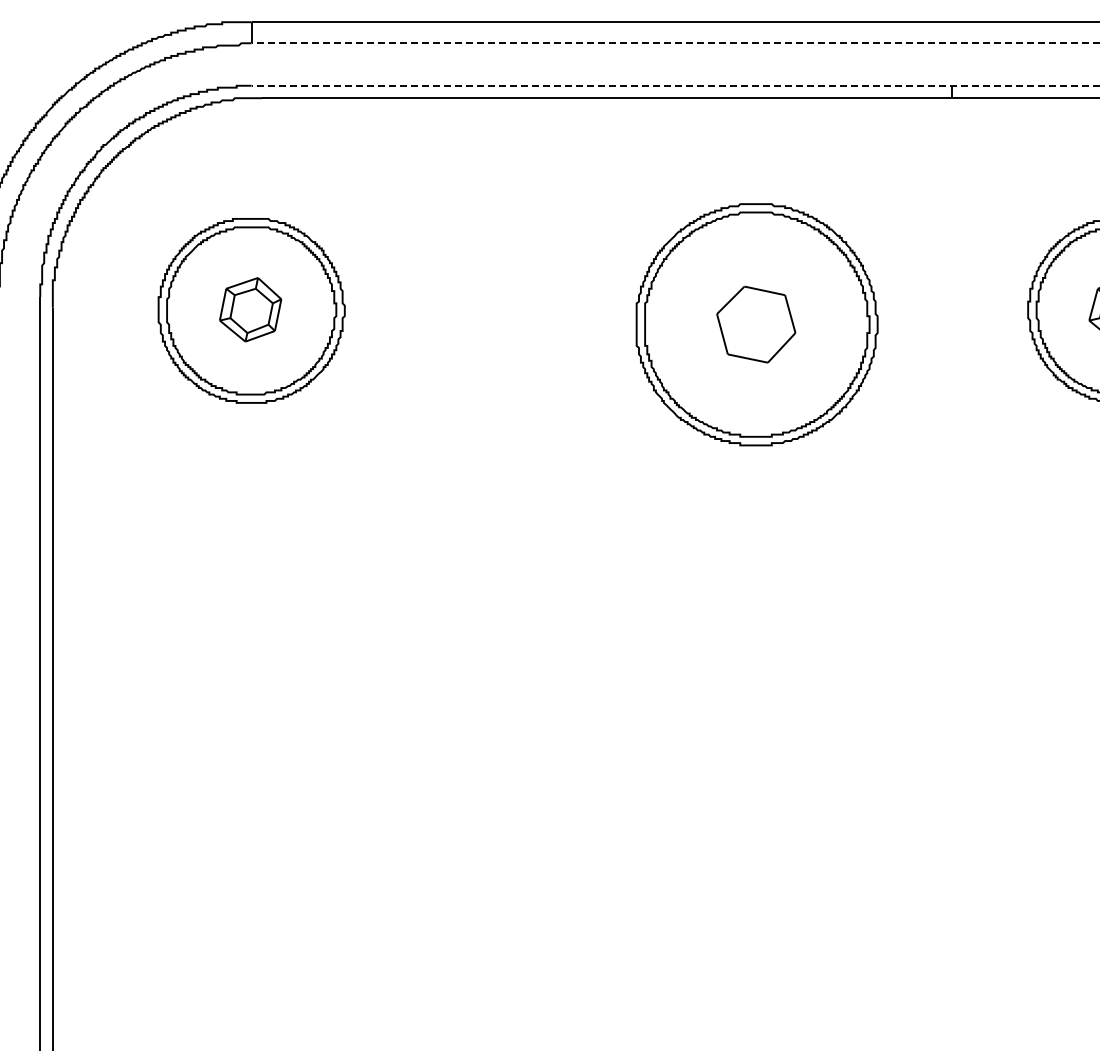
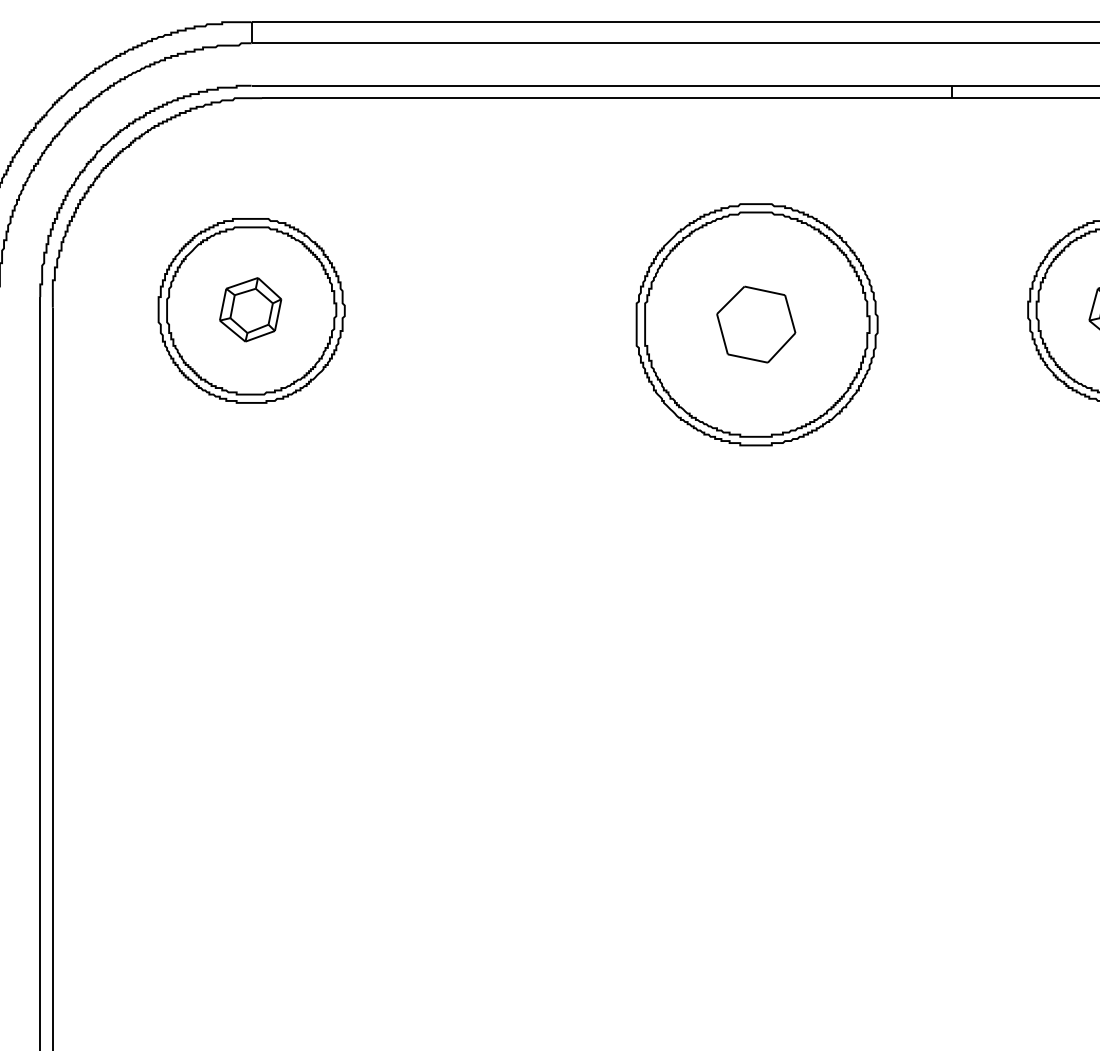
line: dashed -> solid (675, 43)
line: dashed -> solid (675, 85)
